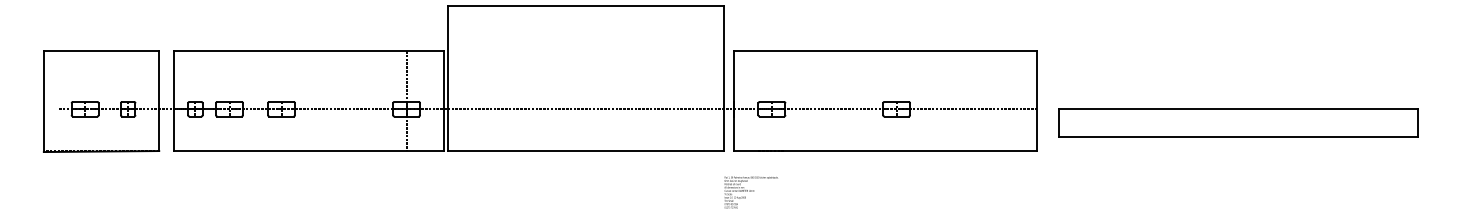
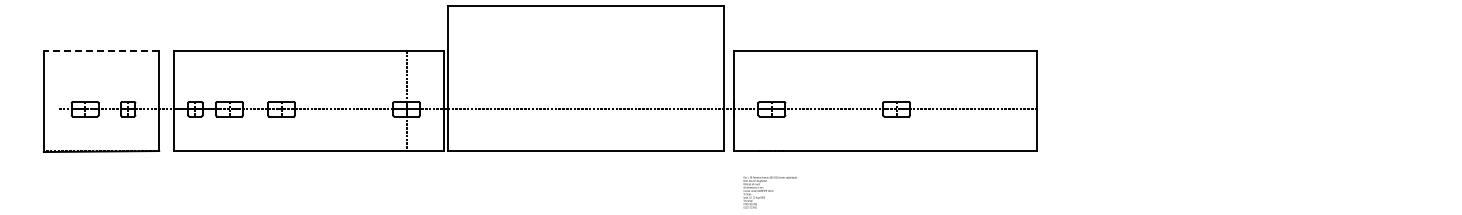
line: solid -> dashed (101, 51)
part: present -> none (1238, 122)
text position: (750, 192) -> (769, 192) (769, 192)
